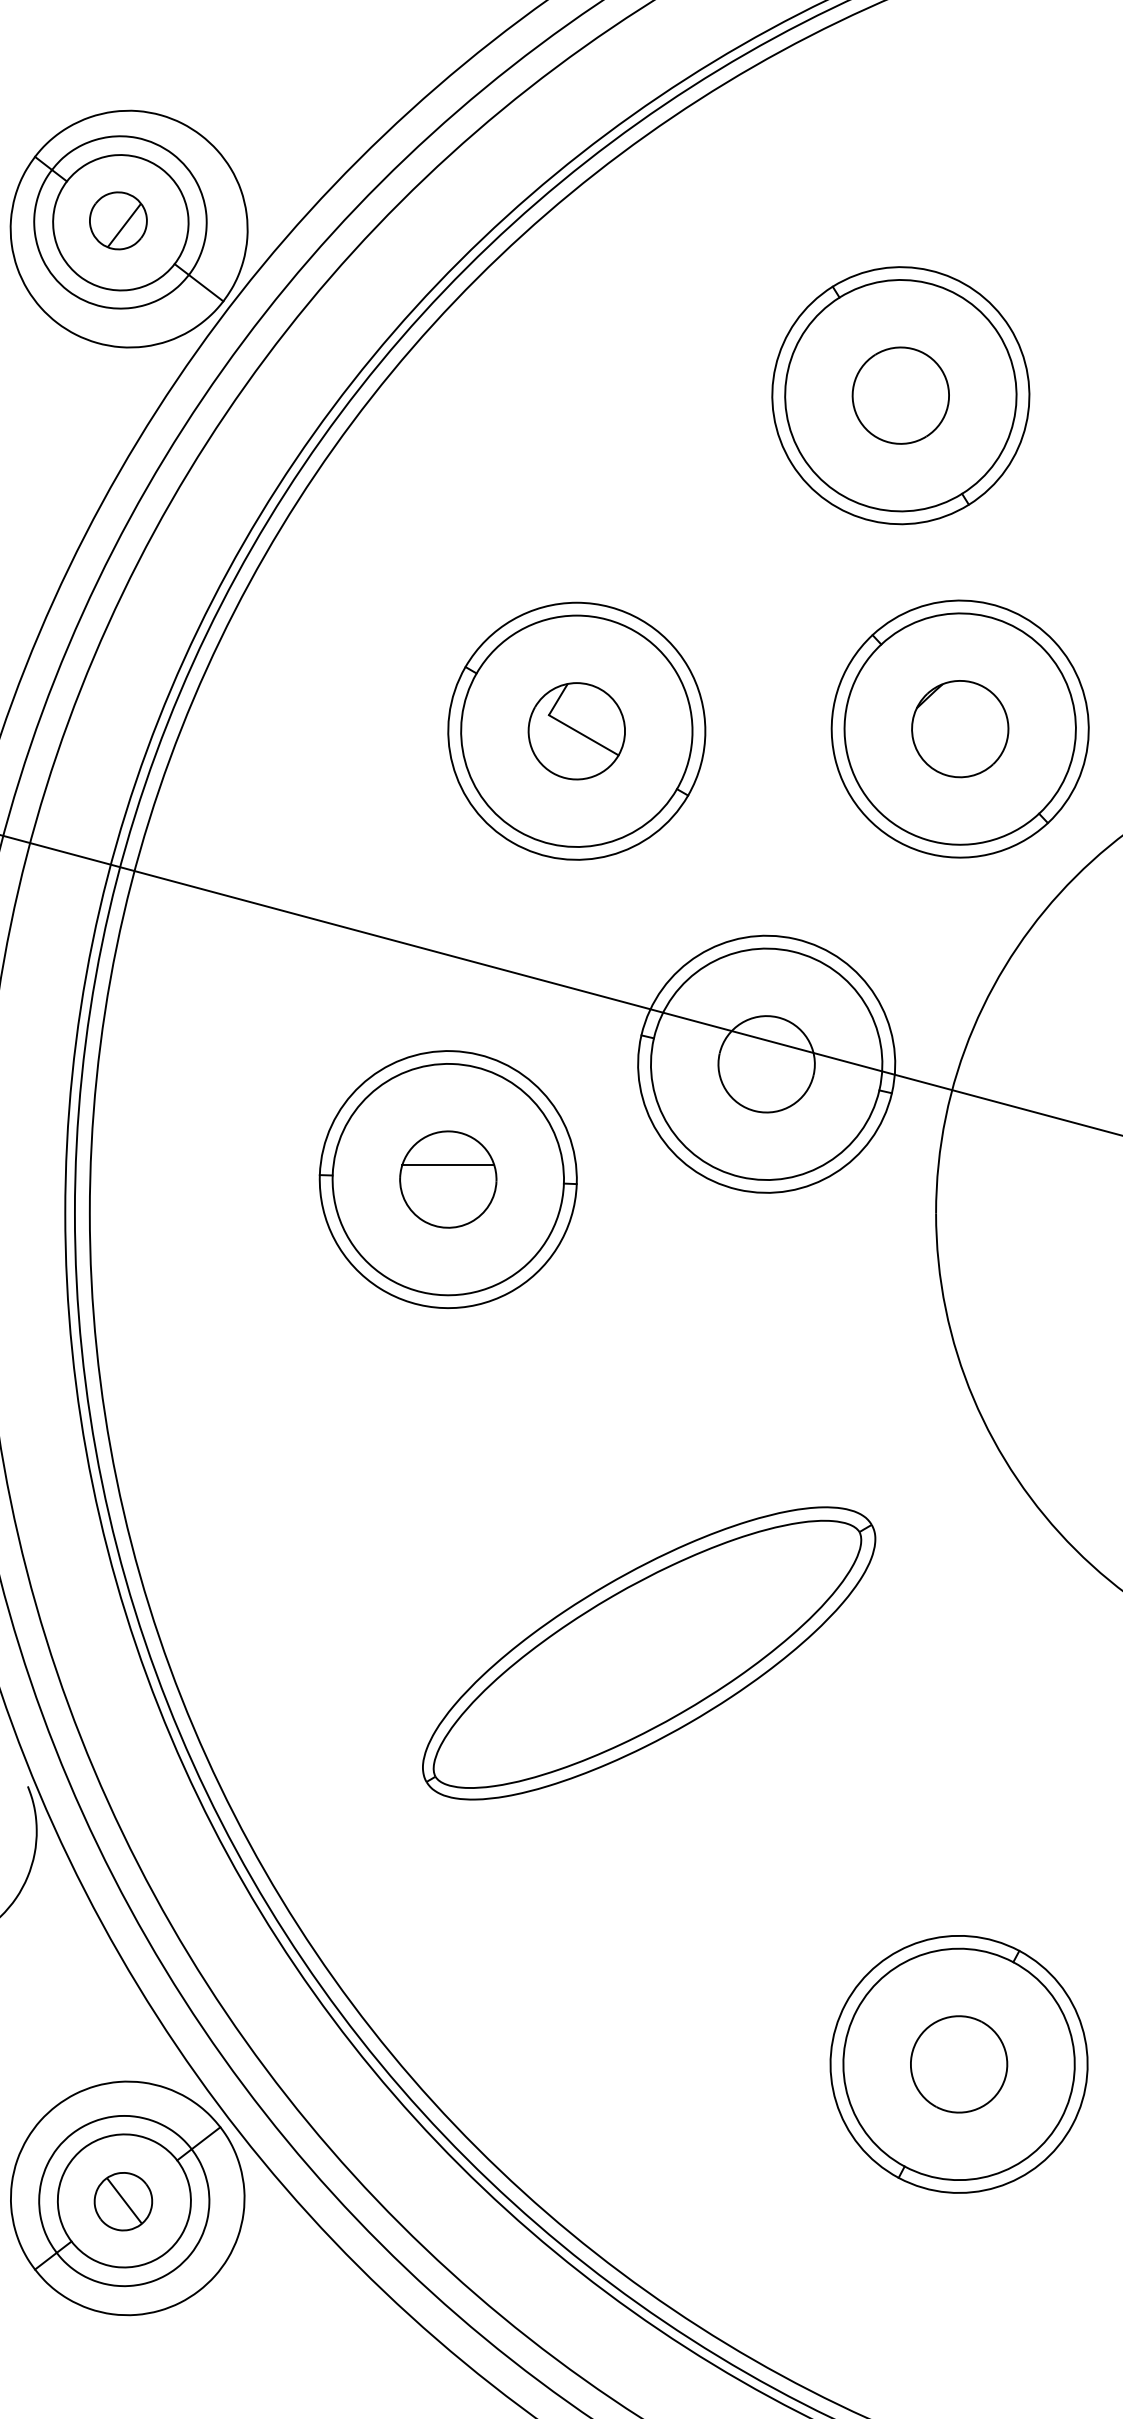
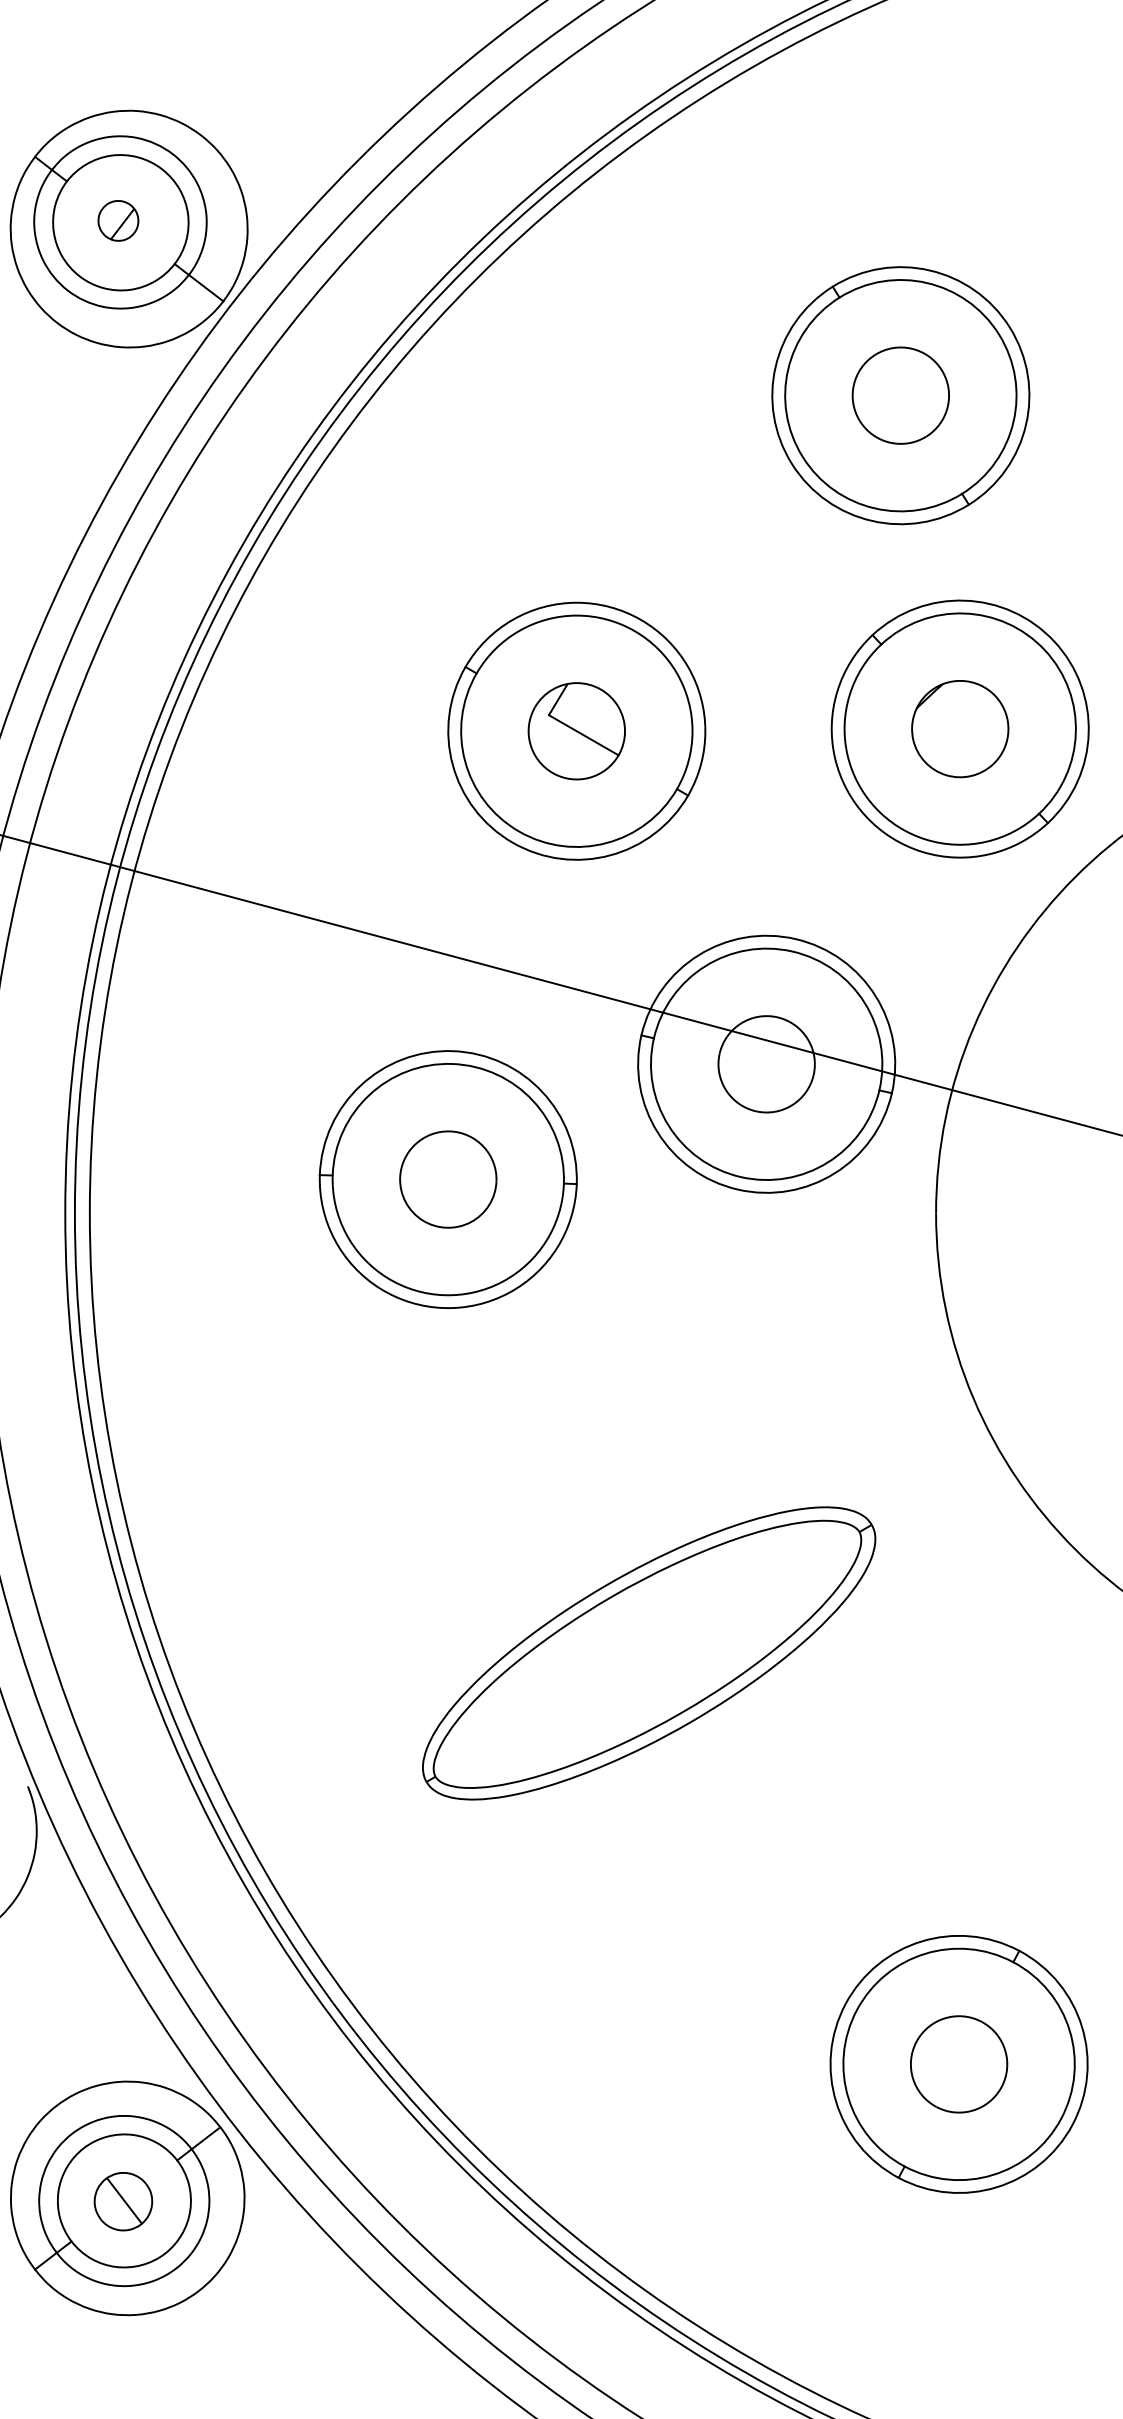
part size: 59x60 px -> 43x42 px (118, 220)
line: present -> none (448, 1165)
